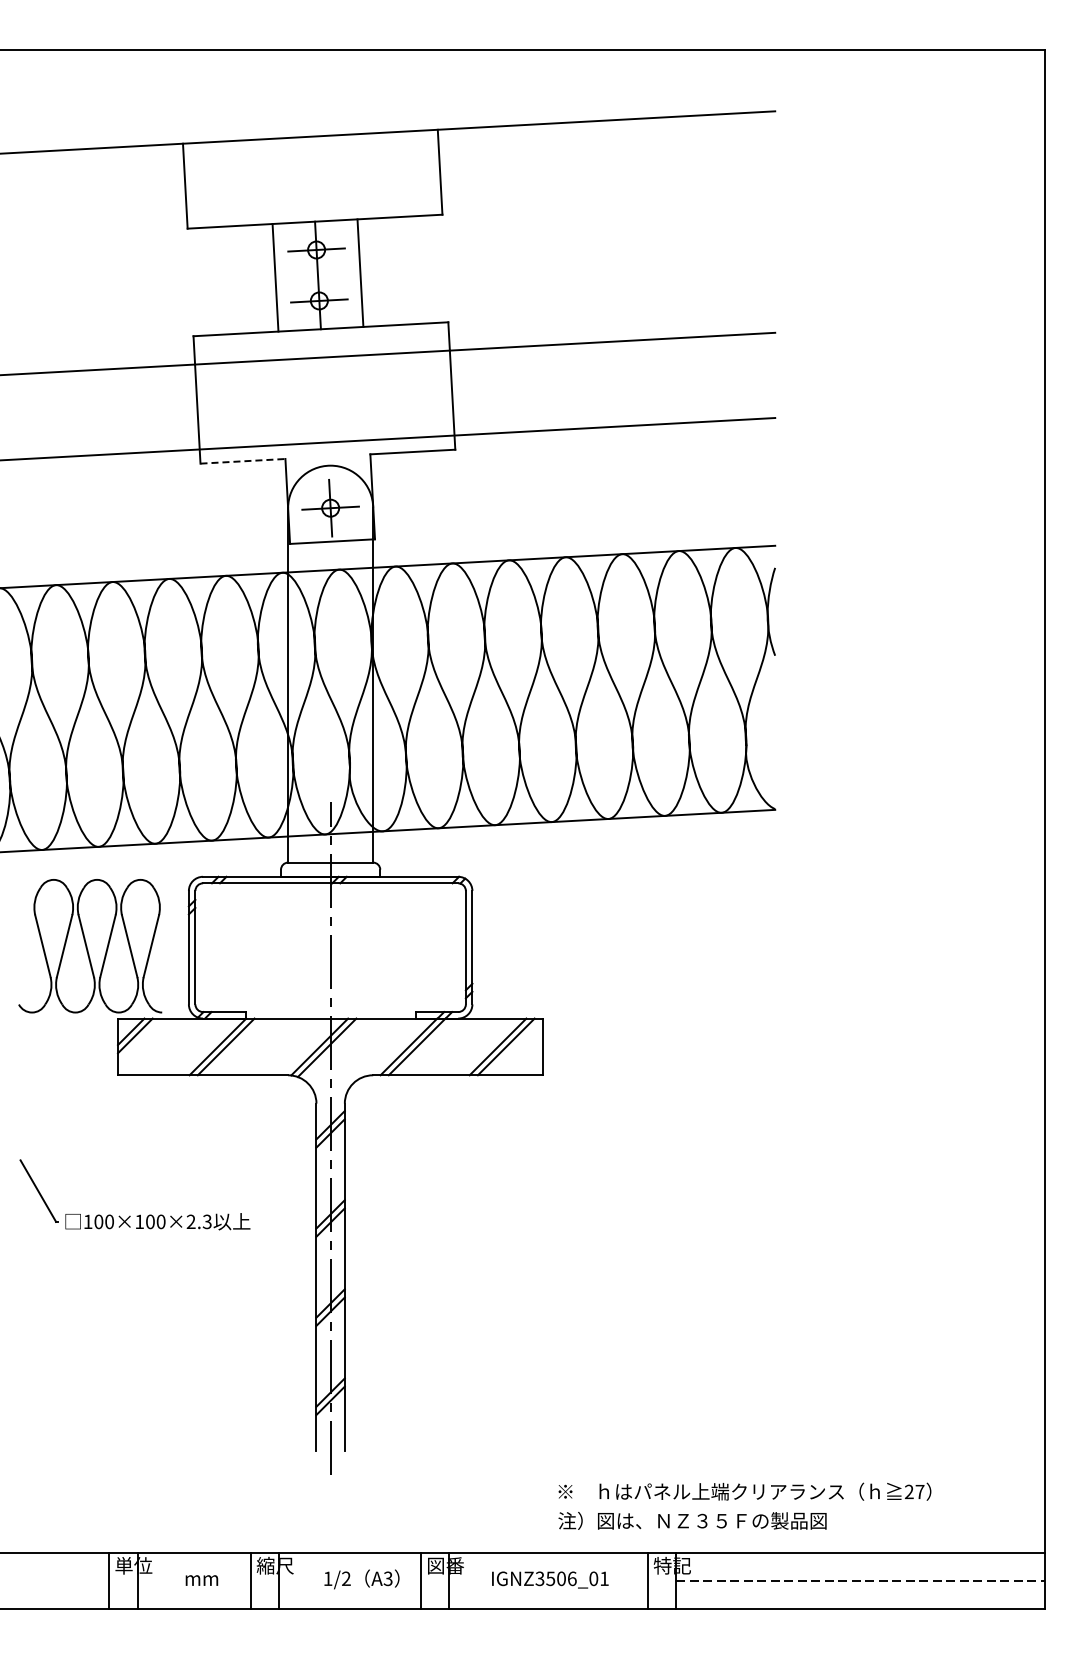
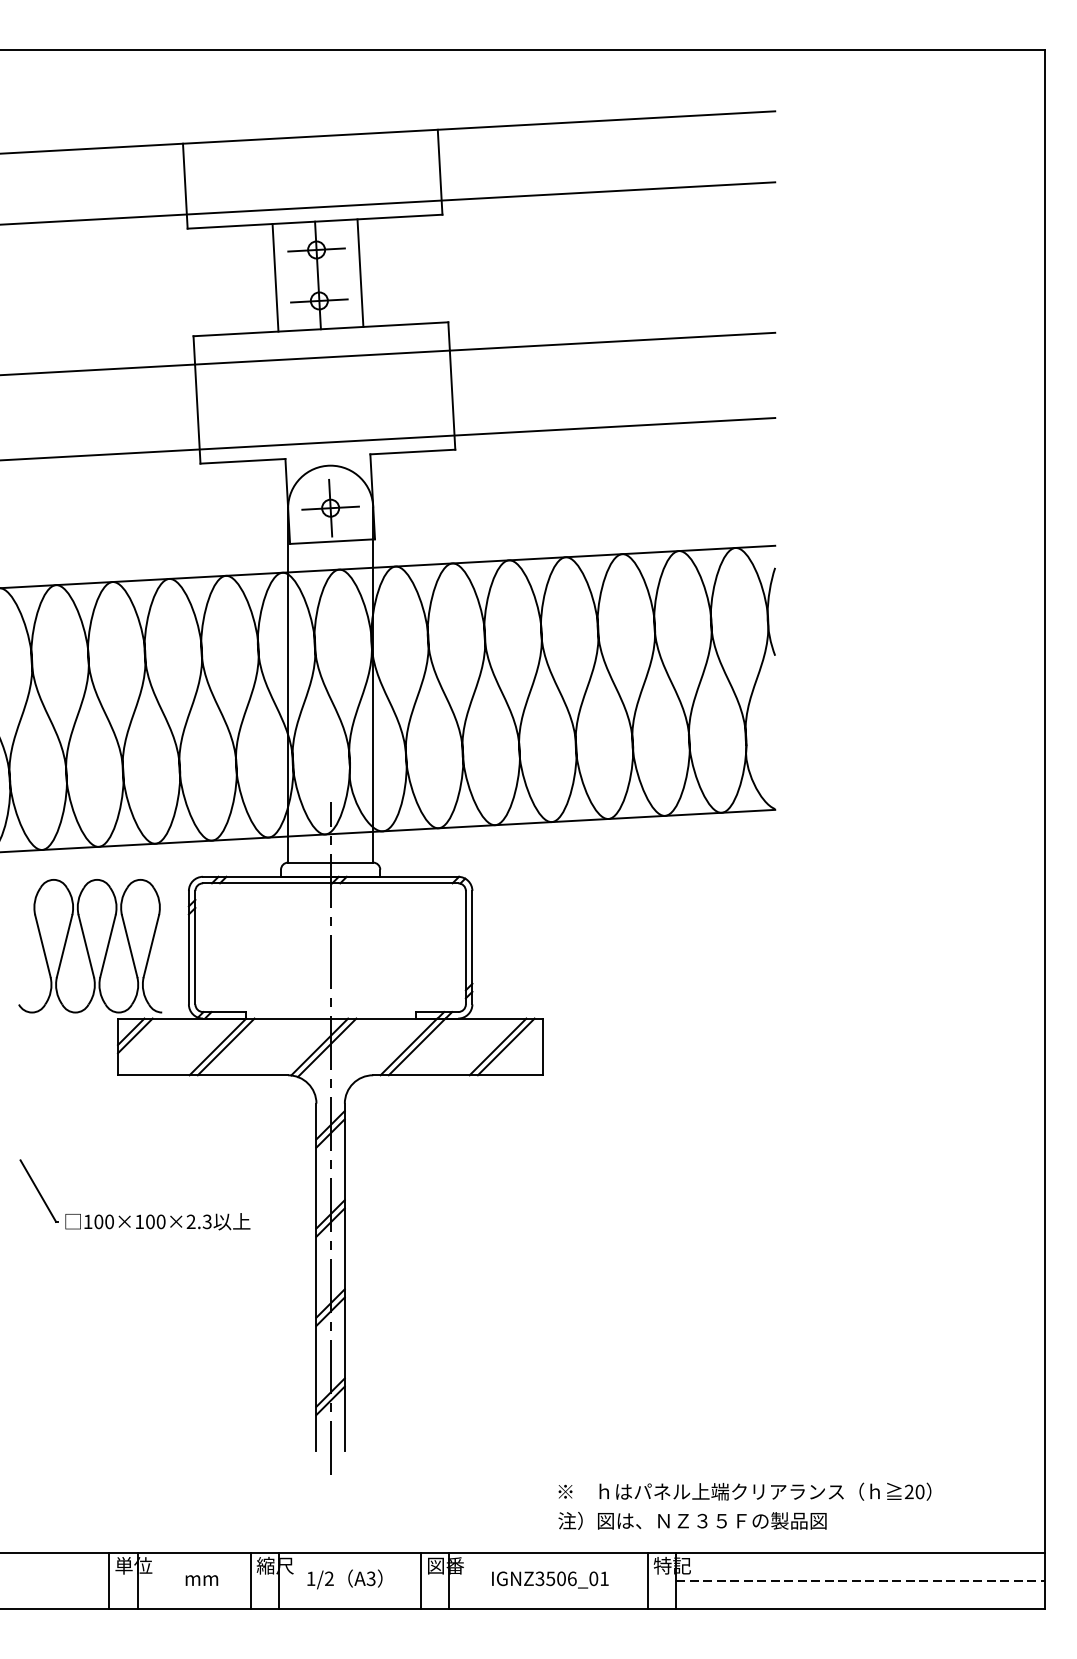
line: none -> present (388, 203)
line: dashed -> solid (242, 461)
text: 27 -> 20 (919, 1491)
text position: (361, 1579) -> (344, 1579) (344, 1579)
